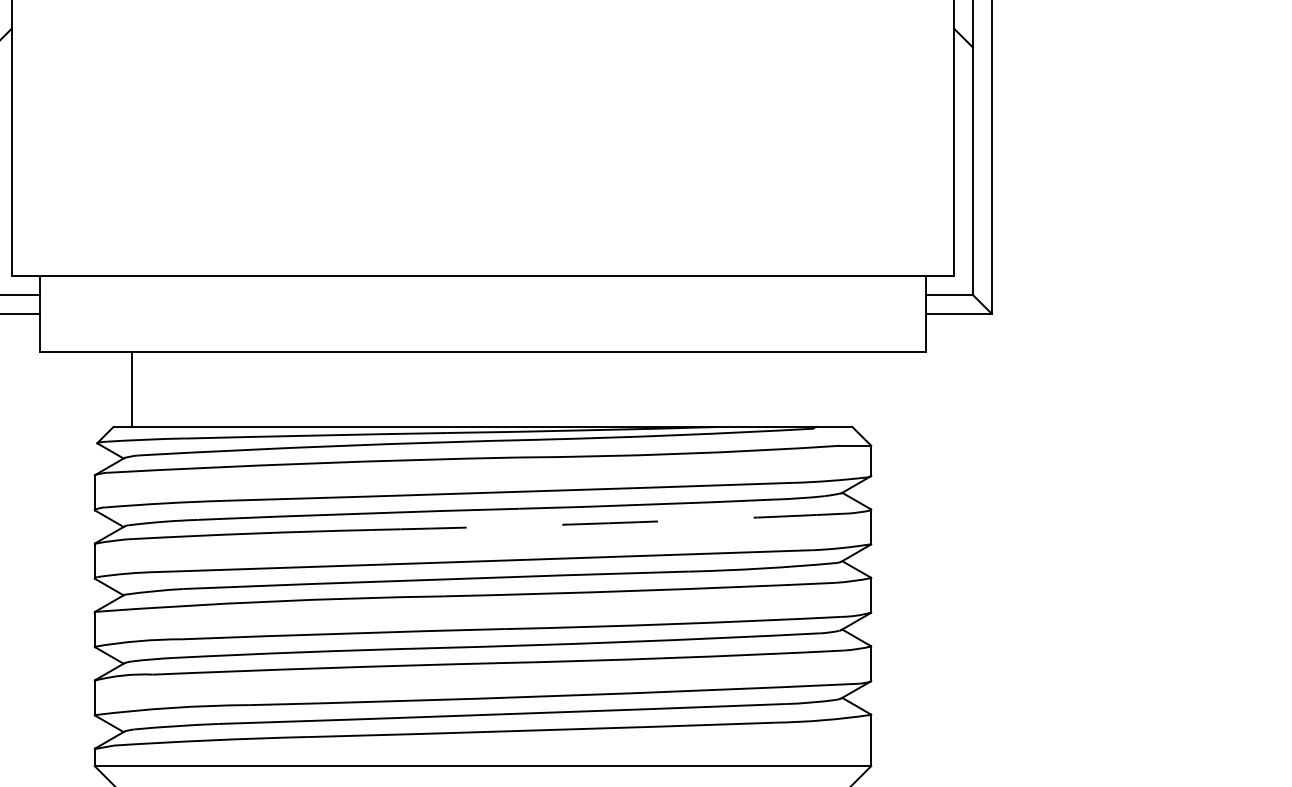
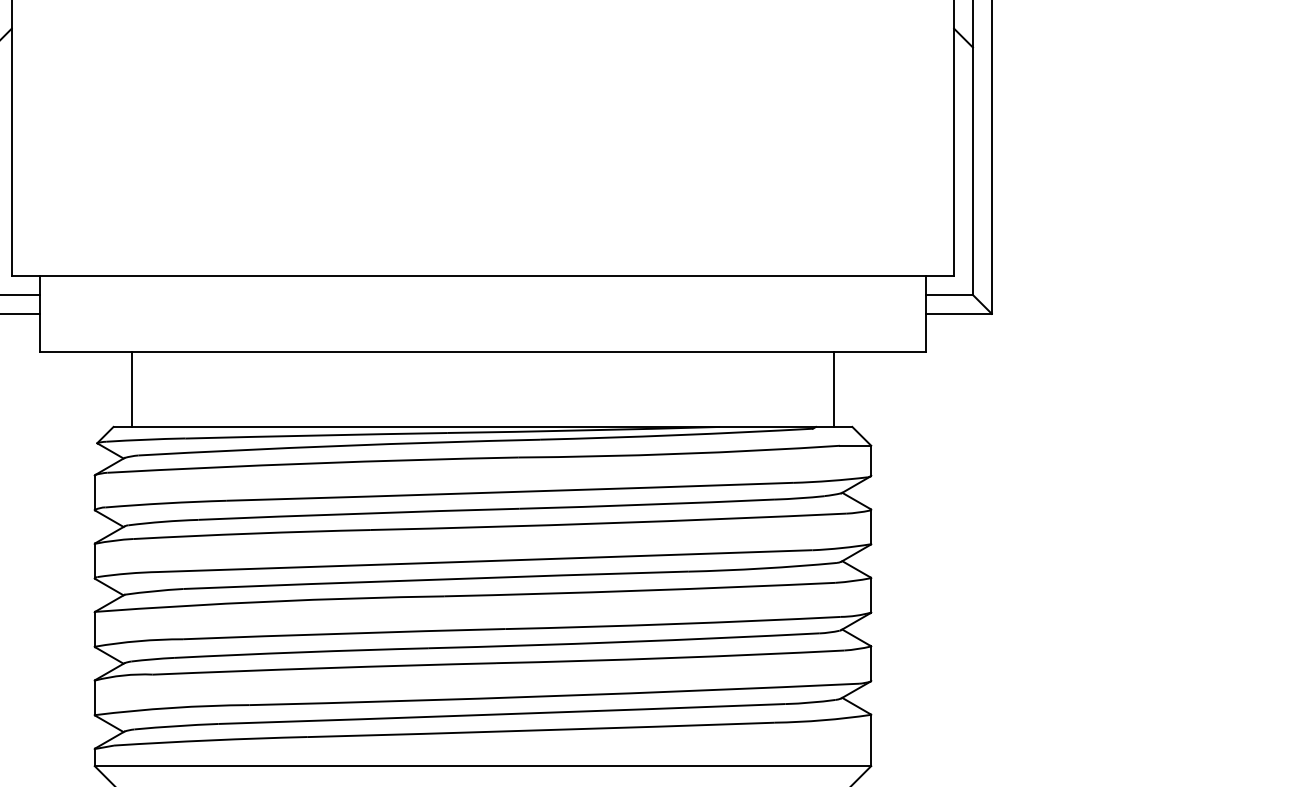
line: none -> present (833, 388)
arc: dashed -> solid (608, 523)
